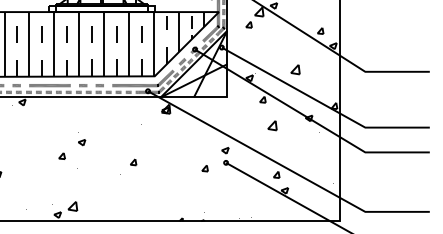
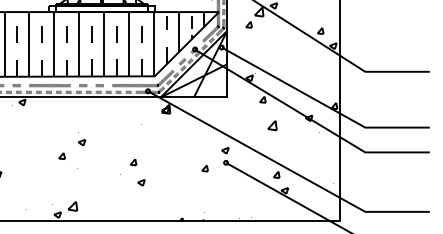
part: present -> none (295, 69)
part: none -> present (141, 182)
